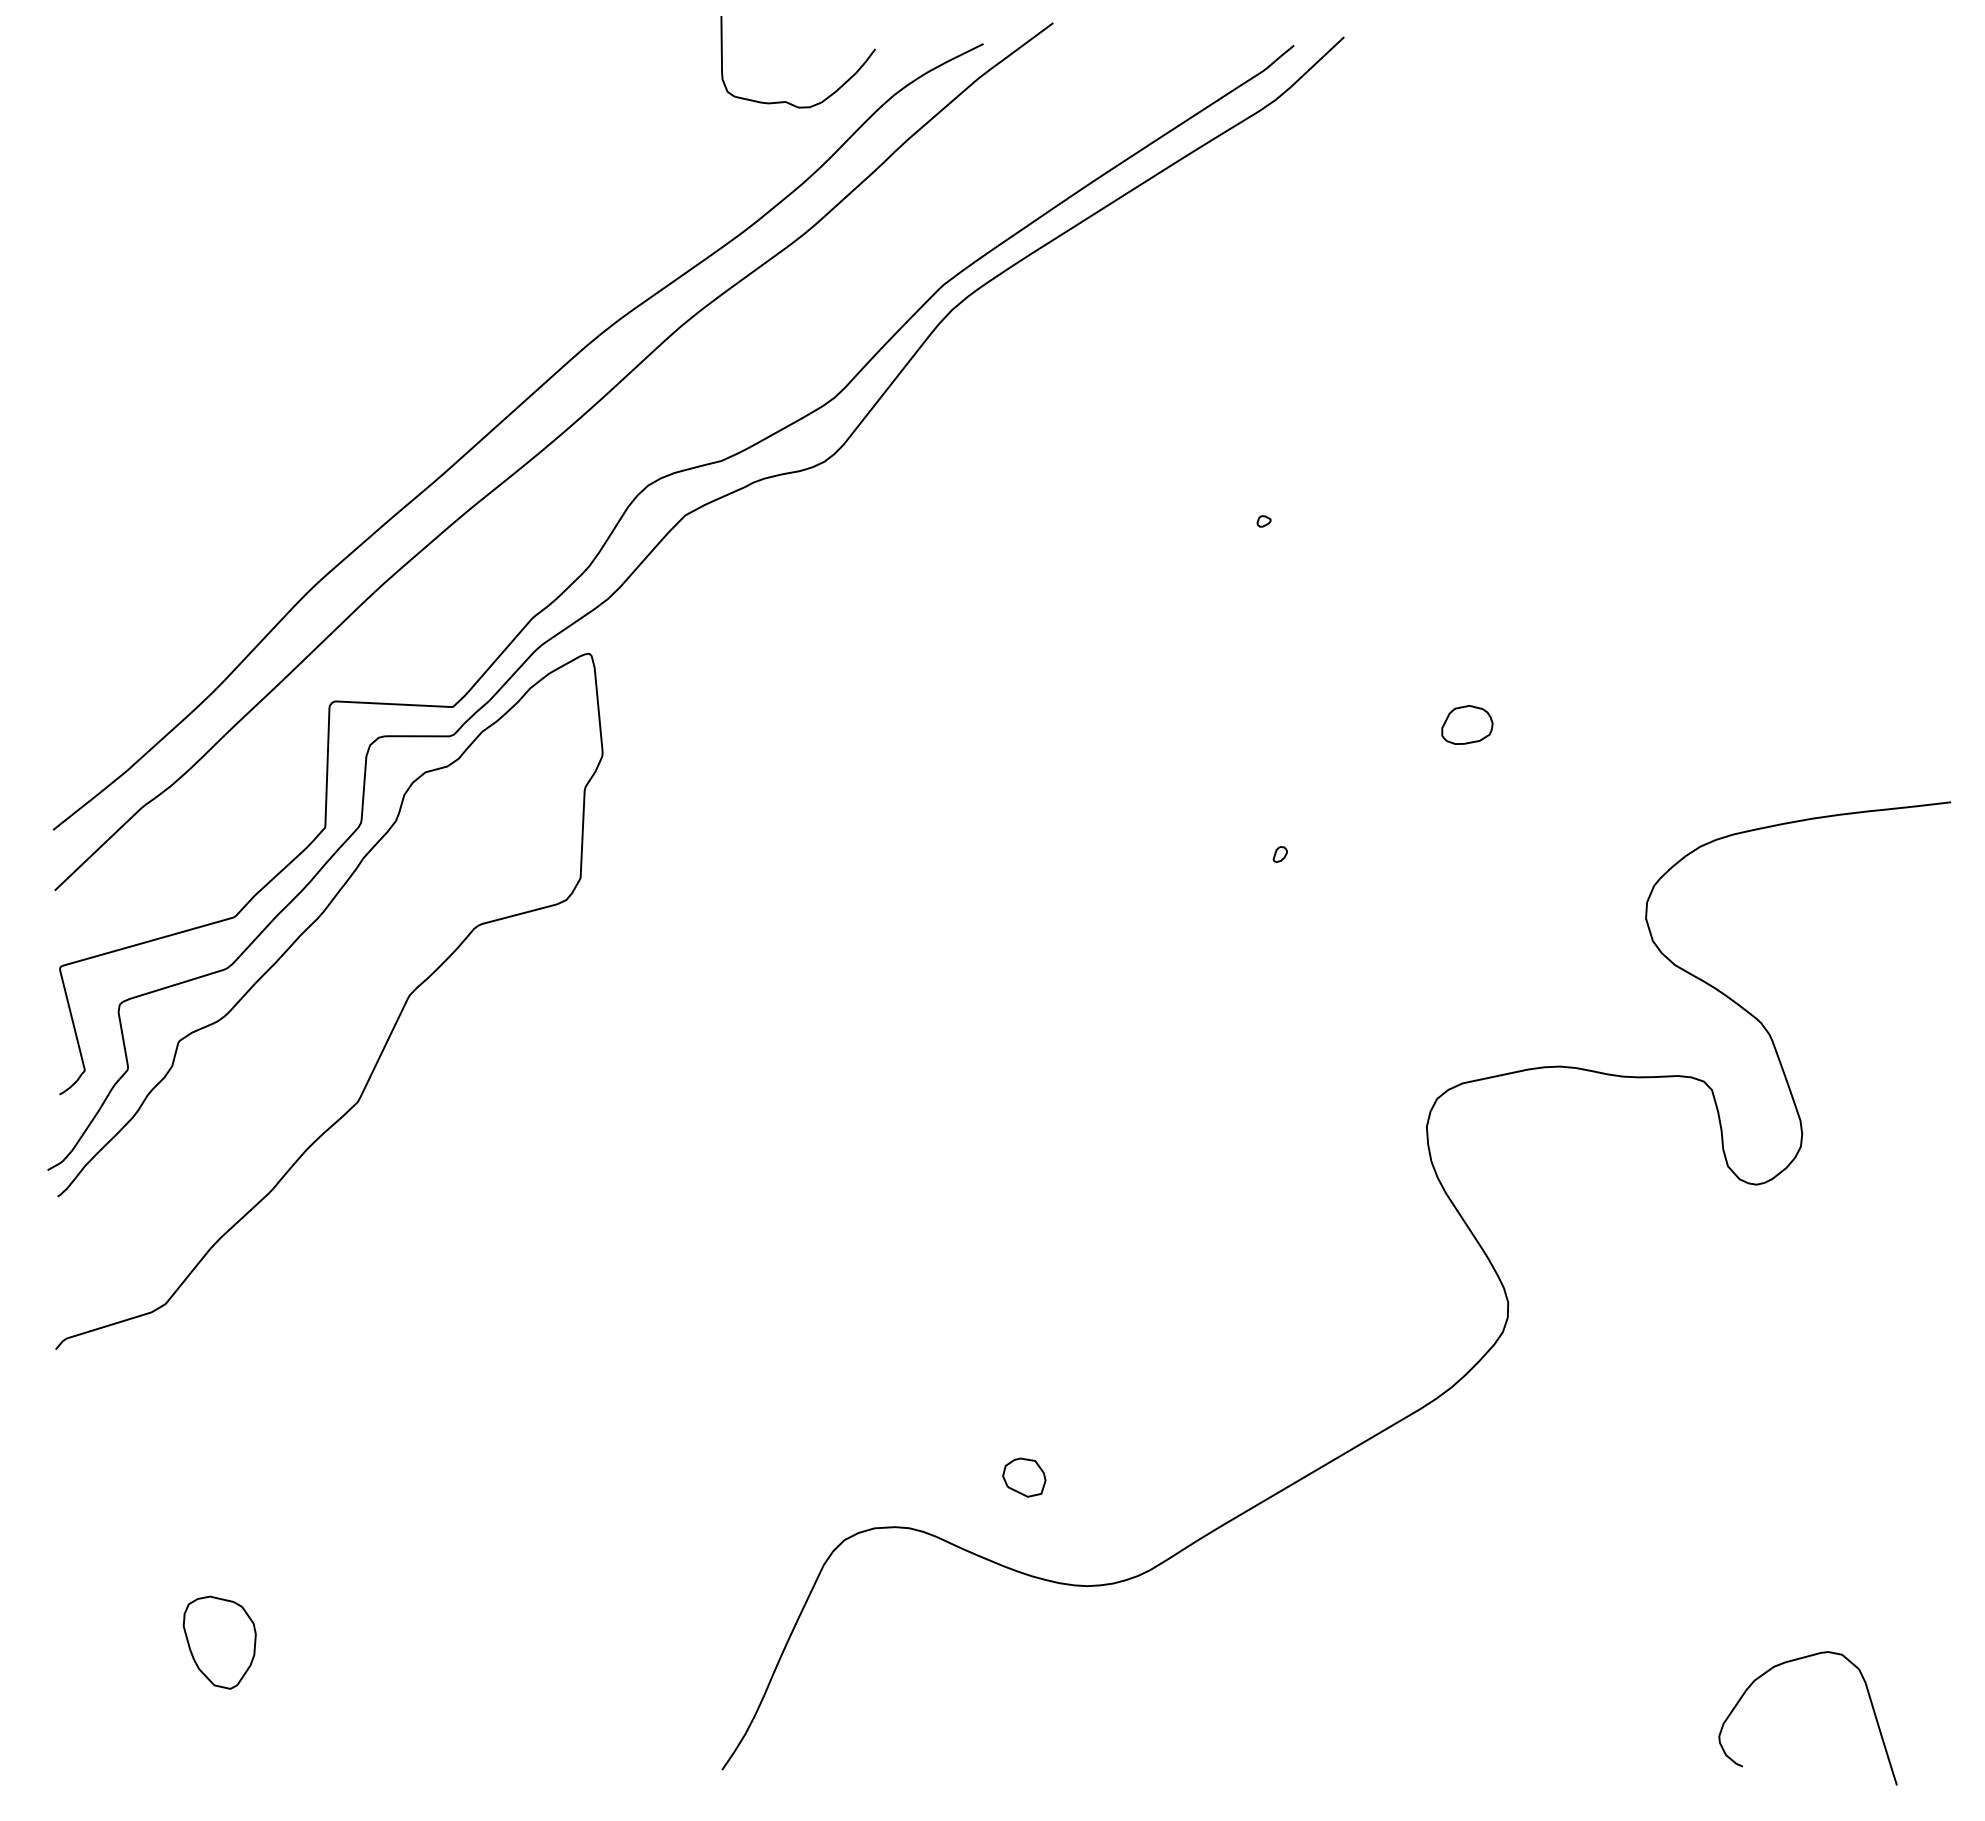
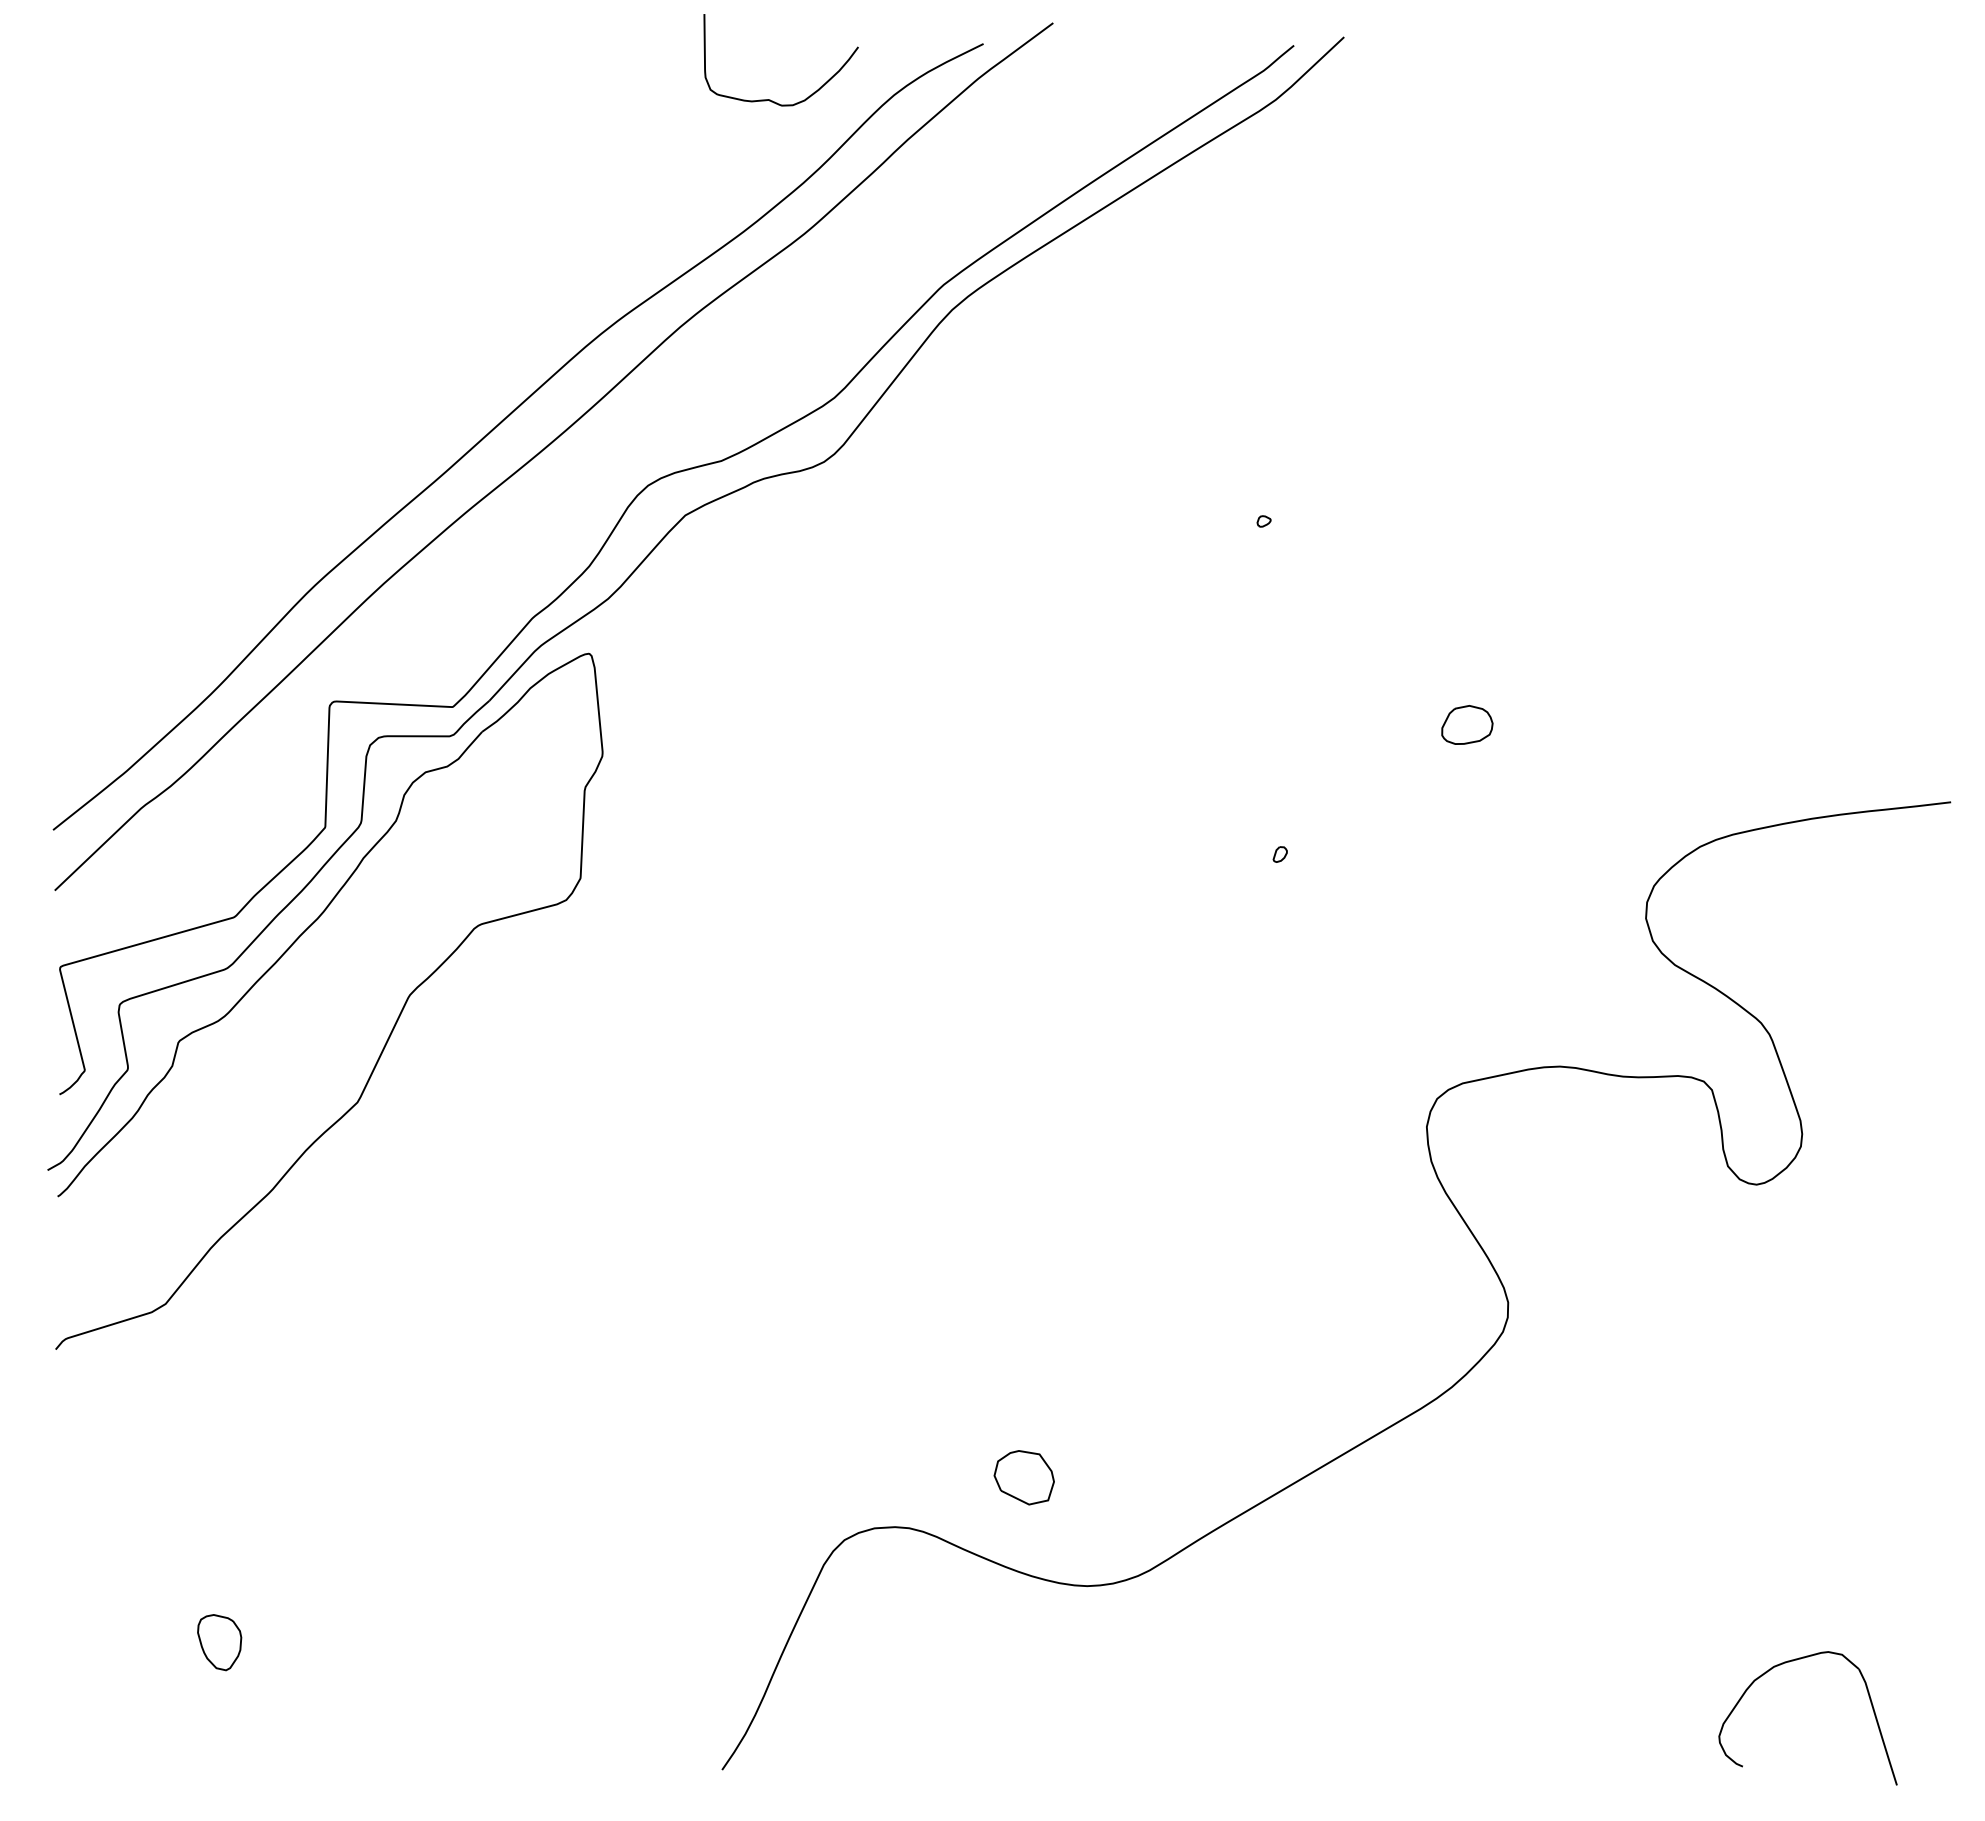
curve position: (787, 101) -> (770, 99) (770, 99)
part size: 45x41 px -> 62x56 px (1023, 1477)
part size: 75x95 px -> 46x58 px (219, 1642)
